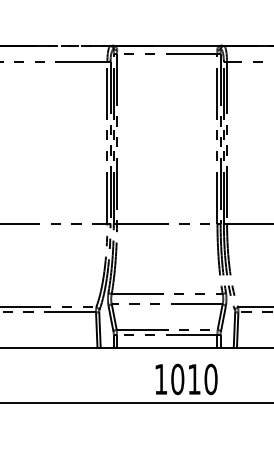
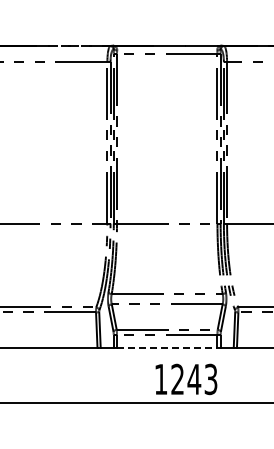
line: solid -> dashed (167, 348)
text: 1010 -> 1243 (194, 379)
